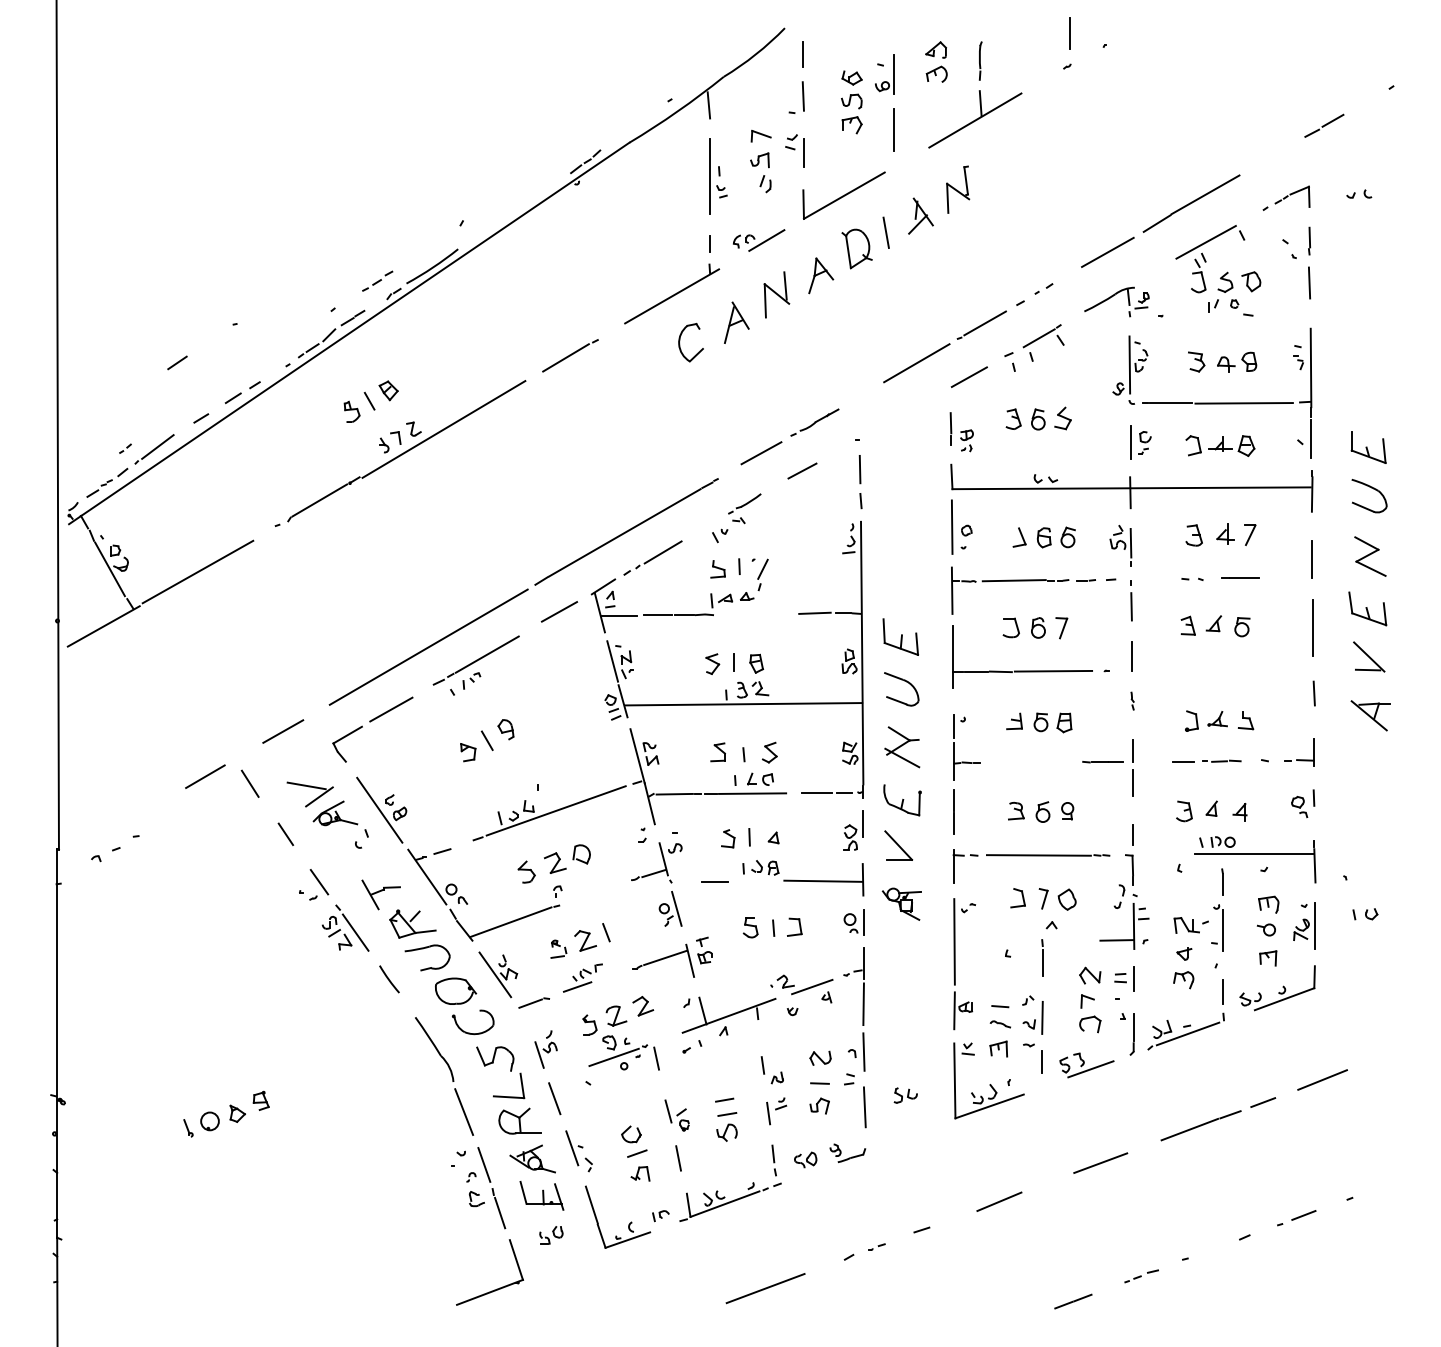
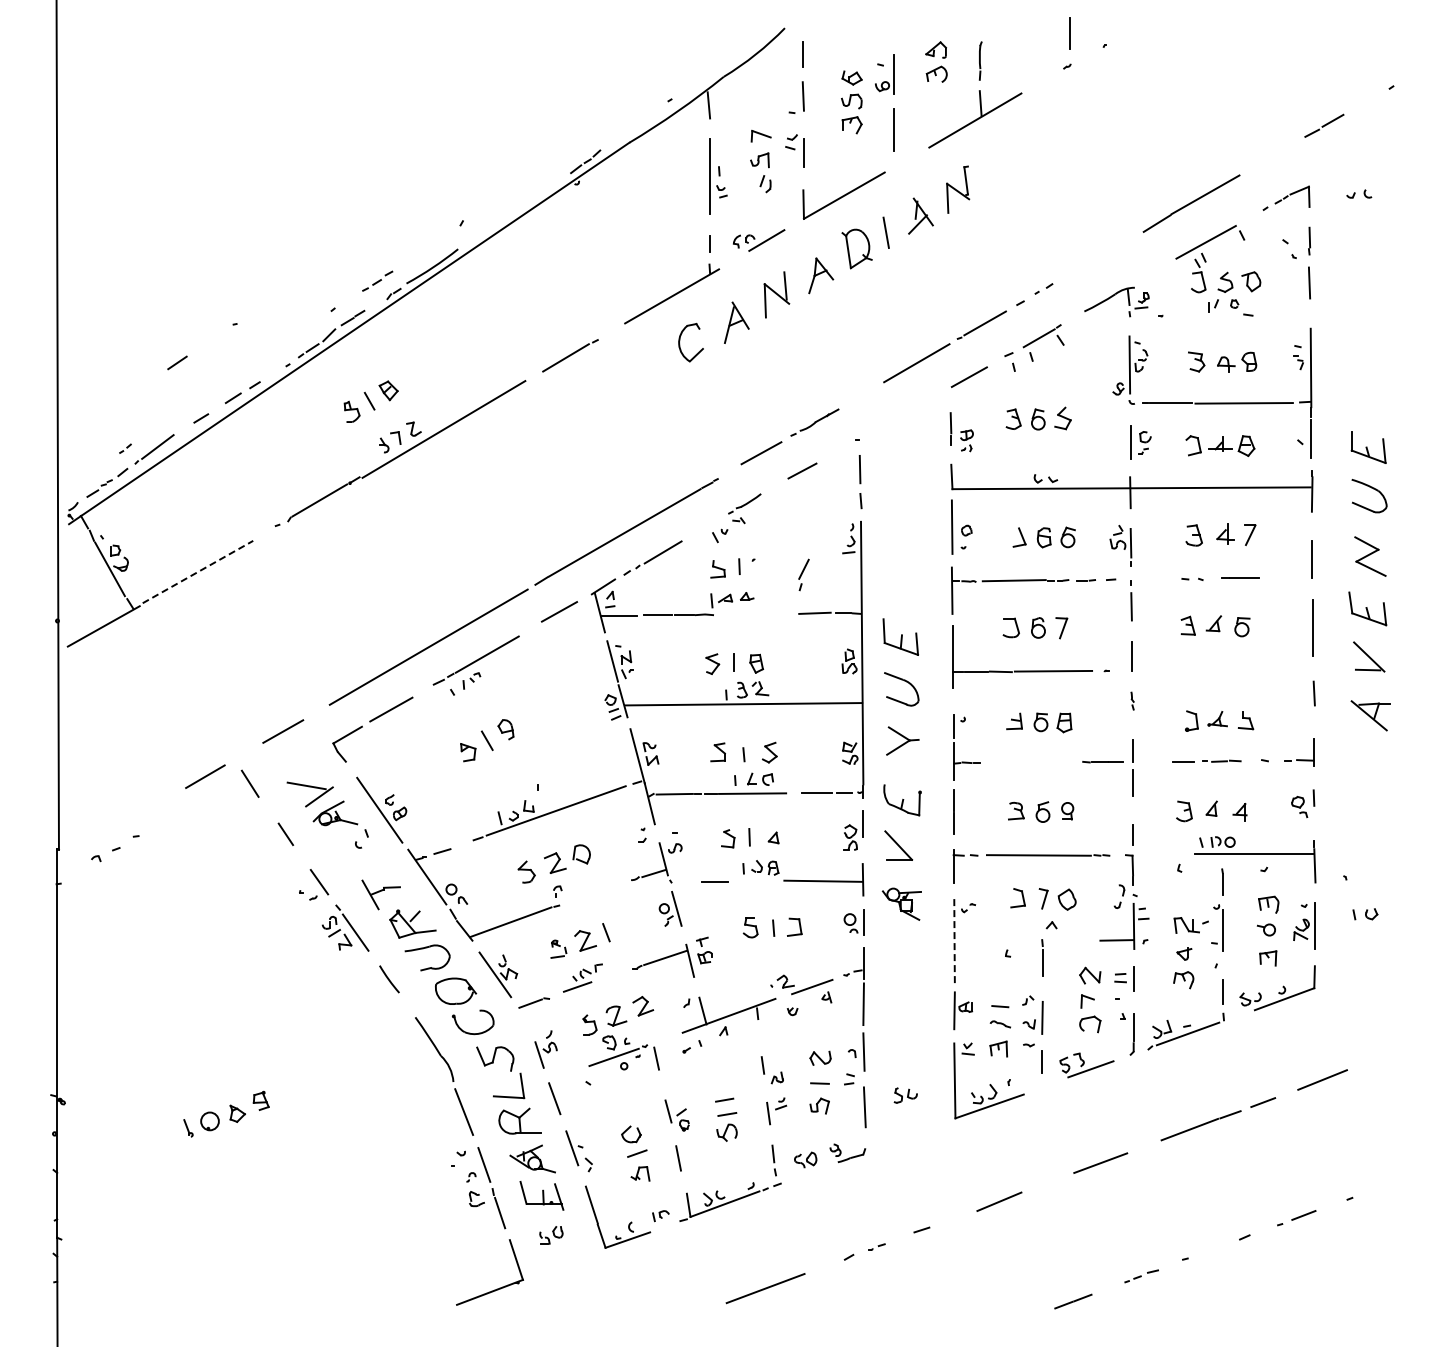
line: present -> none (1107, 251)
line: solid -> dashed (198, 571)
part position: (762, 574) -> (803, 574) (803, 574)
line: present -> none (902, 757)
line: solid -> dashed (954, 941)
